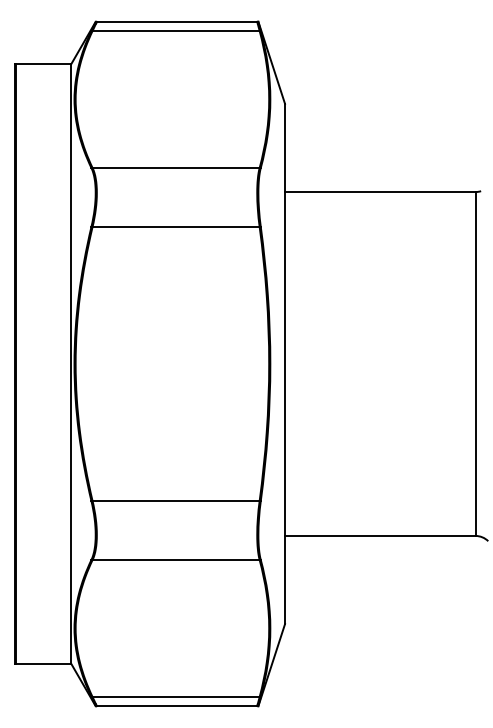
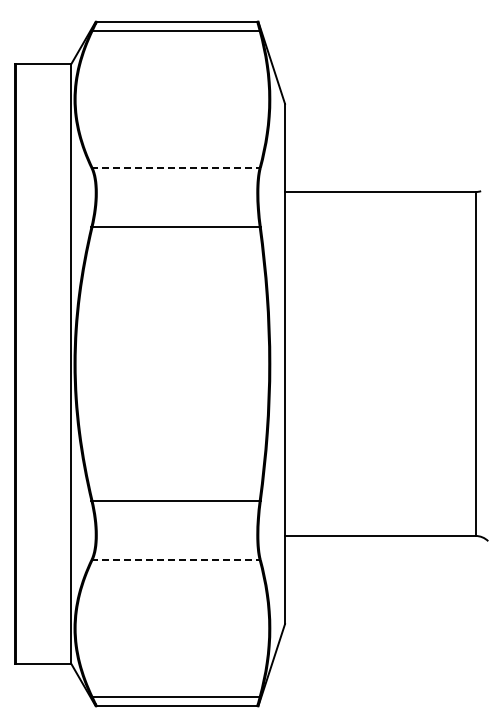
line: solid -> dashed (176, 168)
line: solid -> dashed (176, 559)
